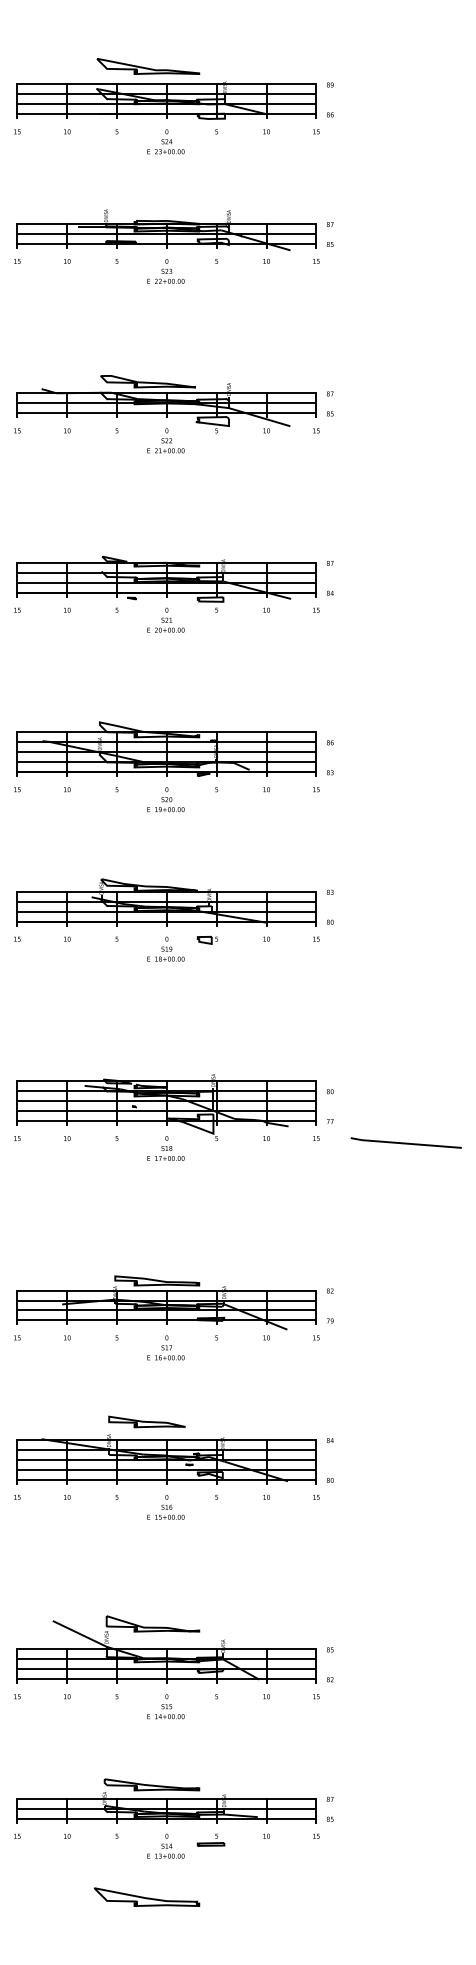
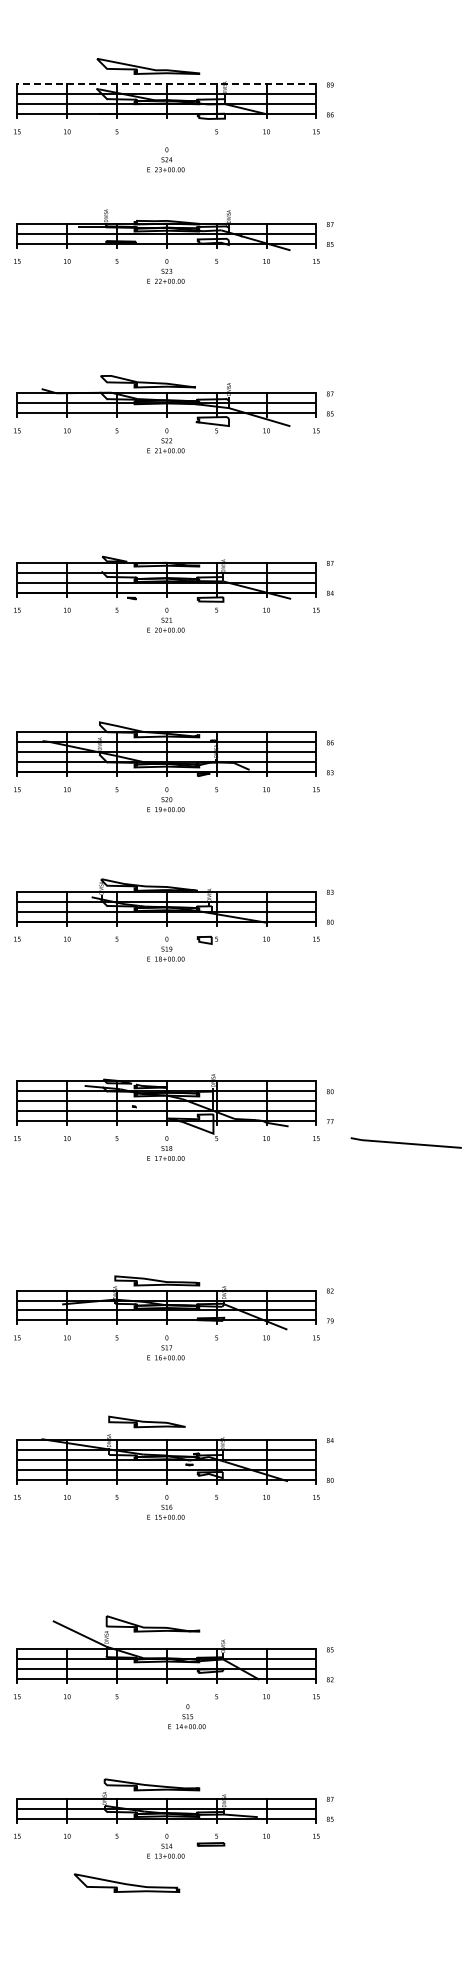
line: solid -> dashed (166, 84)
text position: (165, 141) -> (165, 159) (165, 159)
text position: (165, 1706) -> (186, 1716) (186, 1716)
part position: (146, 1896) -> (126, 1882) (126, 1882)
